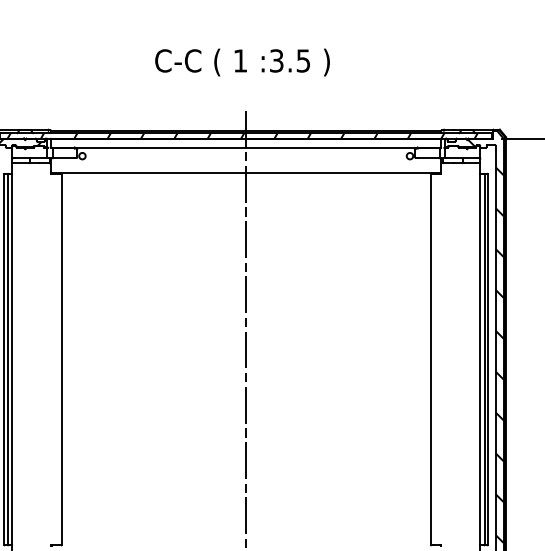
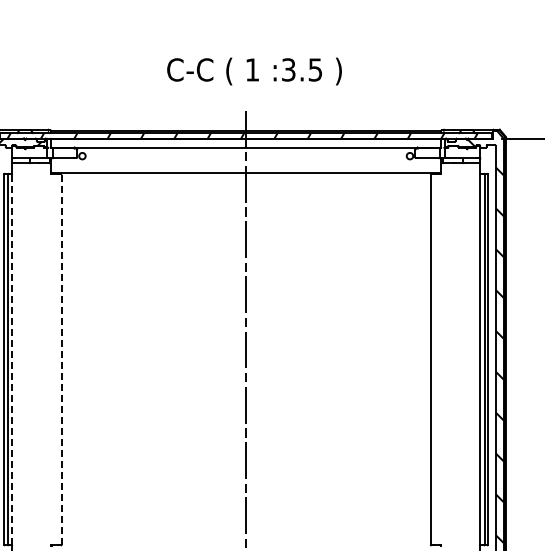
text position: (242, 62) -> (254, 71) (254, 71)
line: solid -> dashed (12, 359)
line: solid -> dashed (61, 359)
